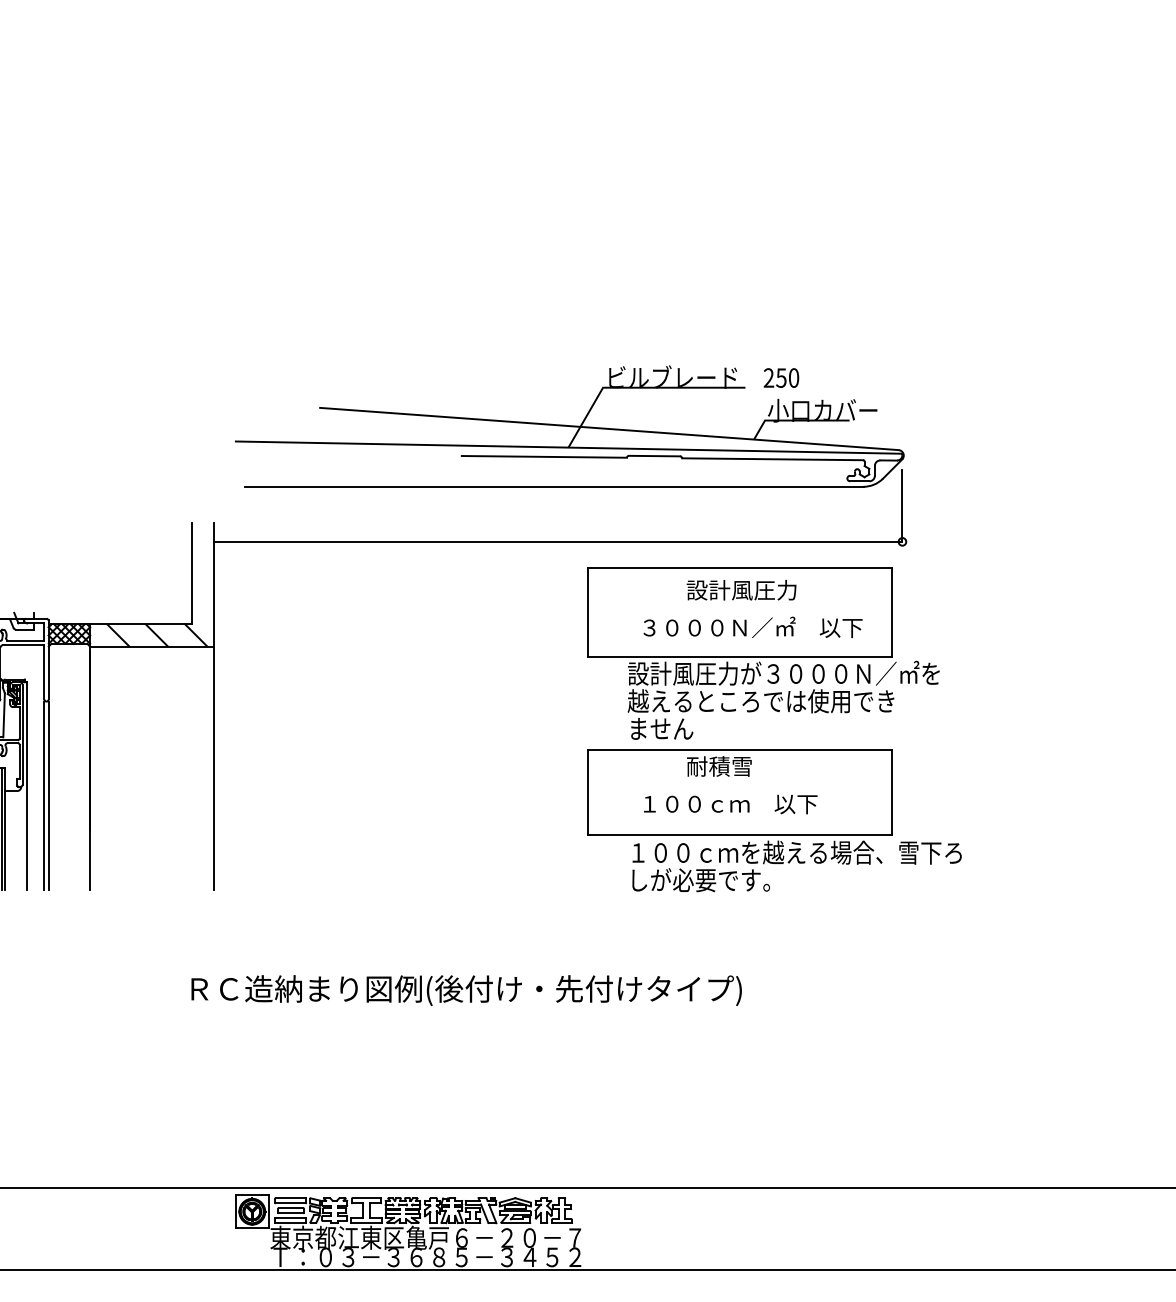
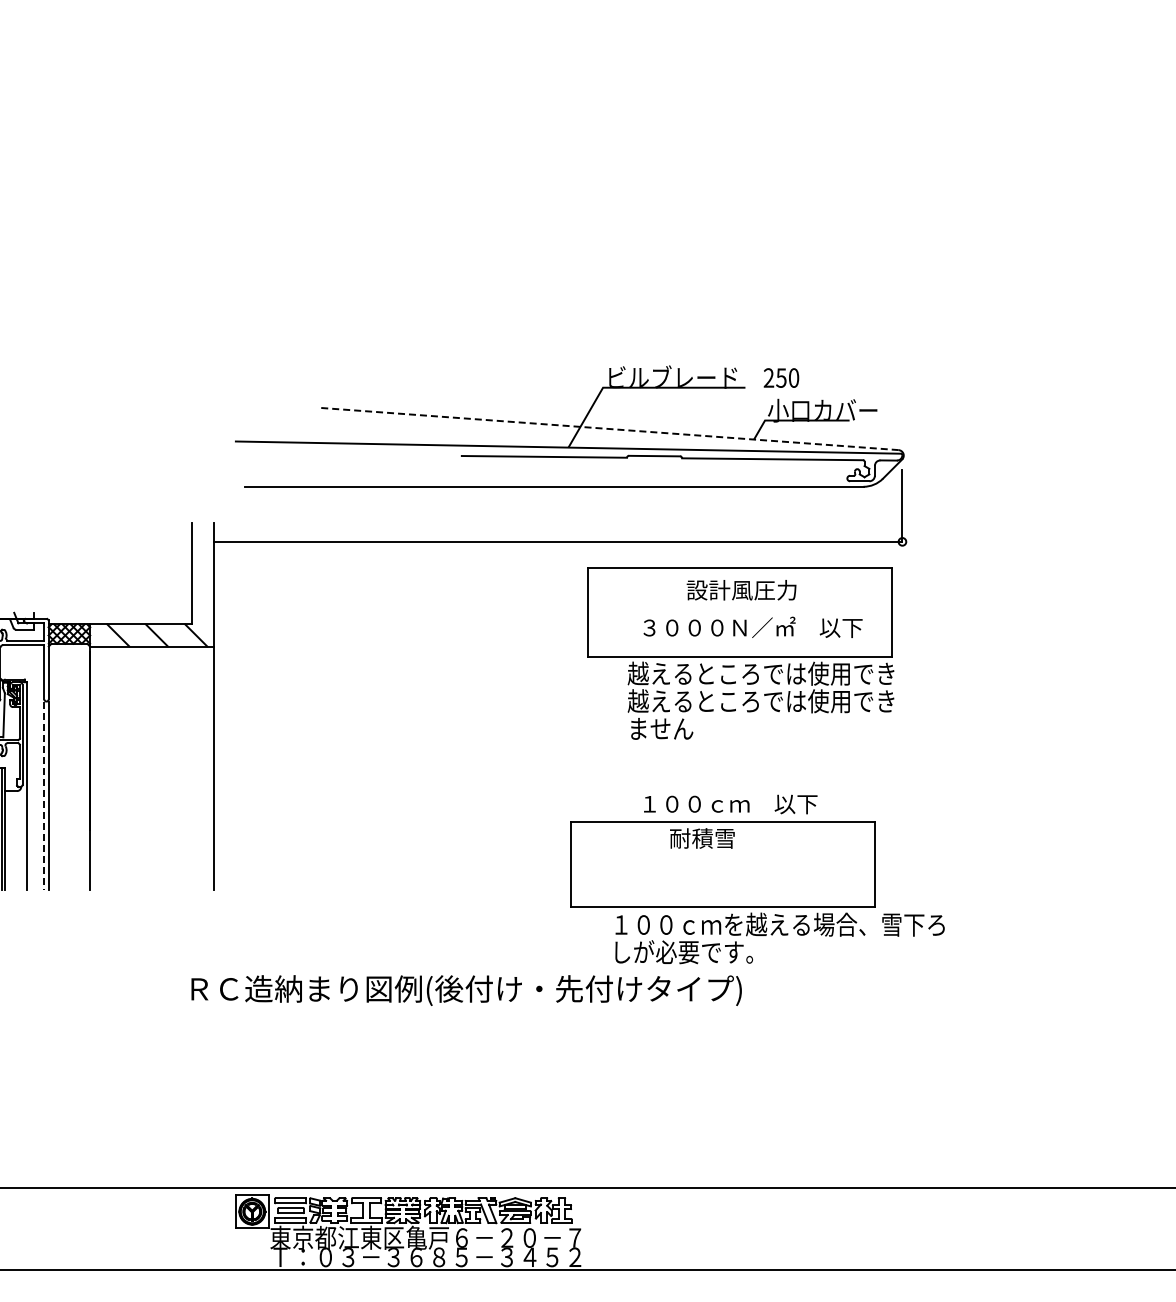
line: solid -> dashed (608, 428)
text: 設計風圧力が３０００Ｎ／㎡を -> 越えるところでは使用でき (783, 672)
line: solid -> dashed (44, 796)
part position: (774, 820) -> (757, 892) (757, 892)
